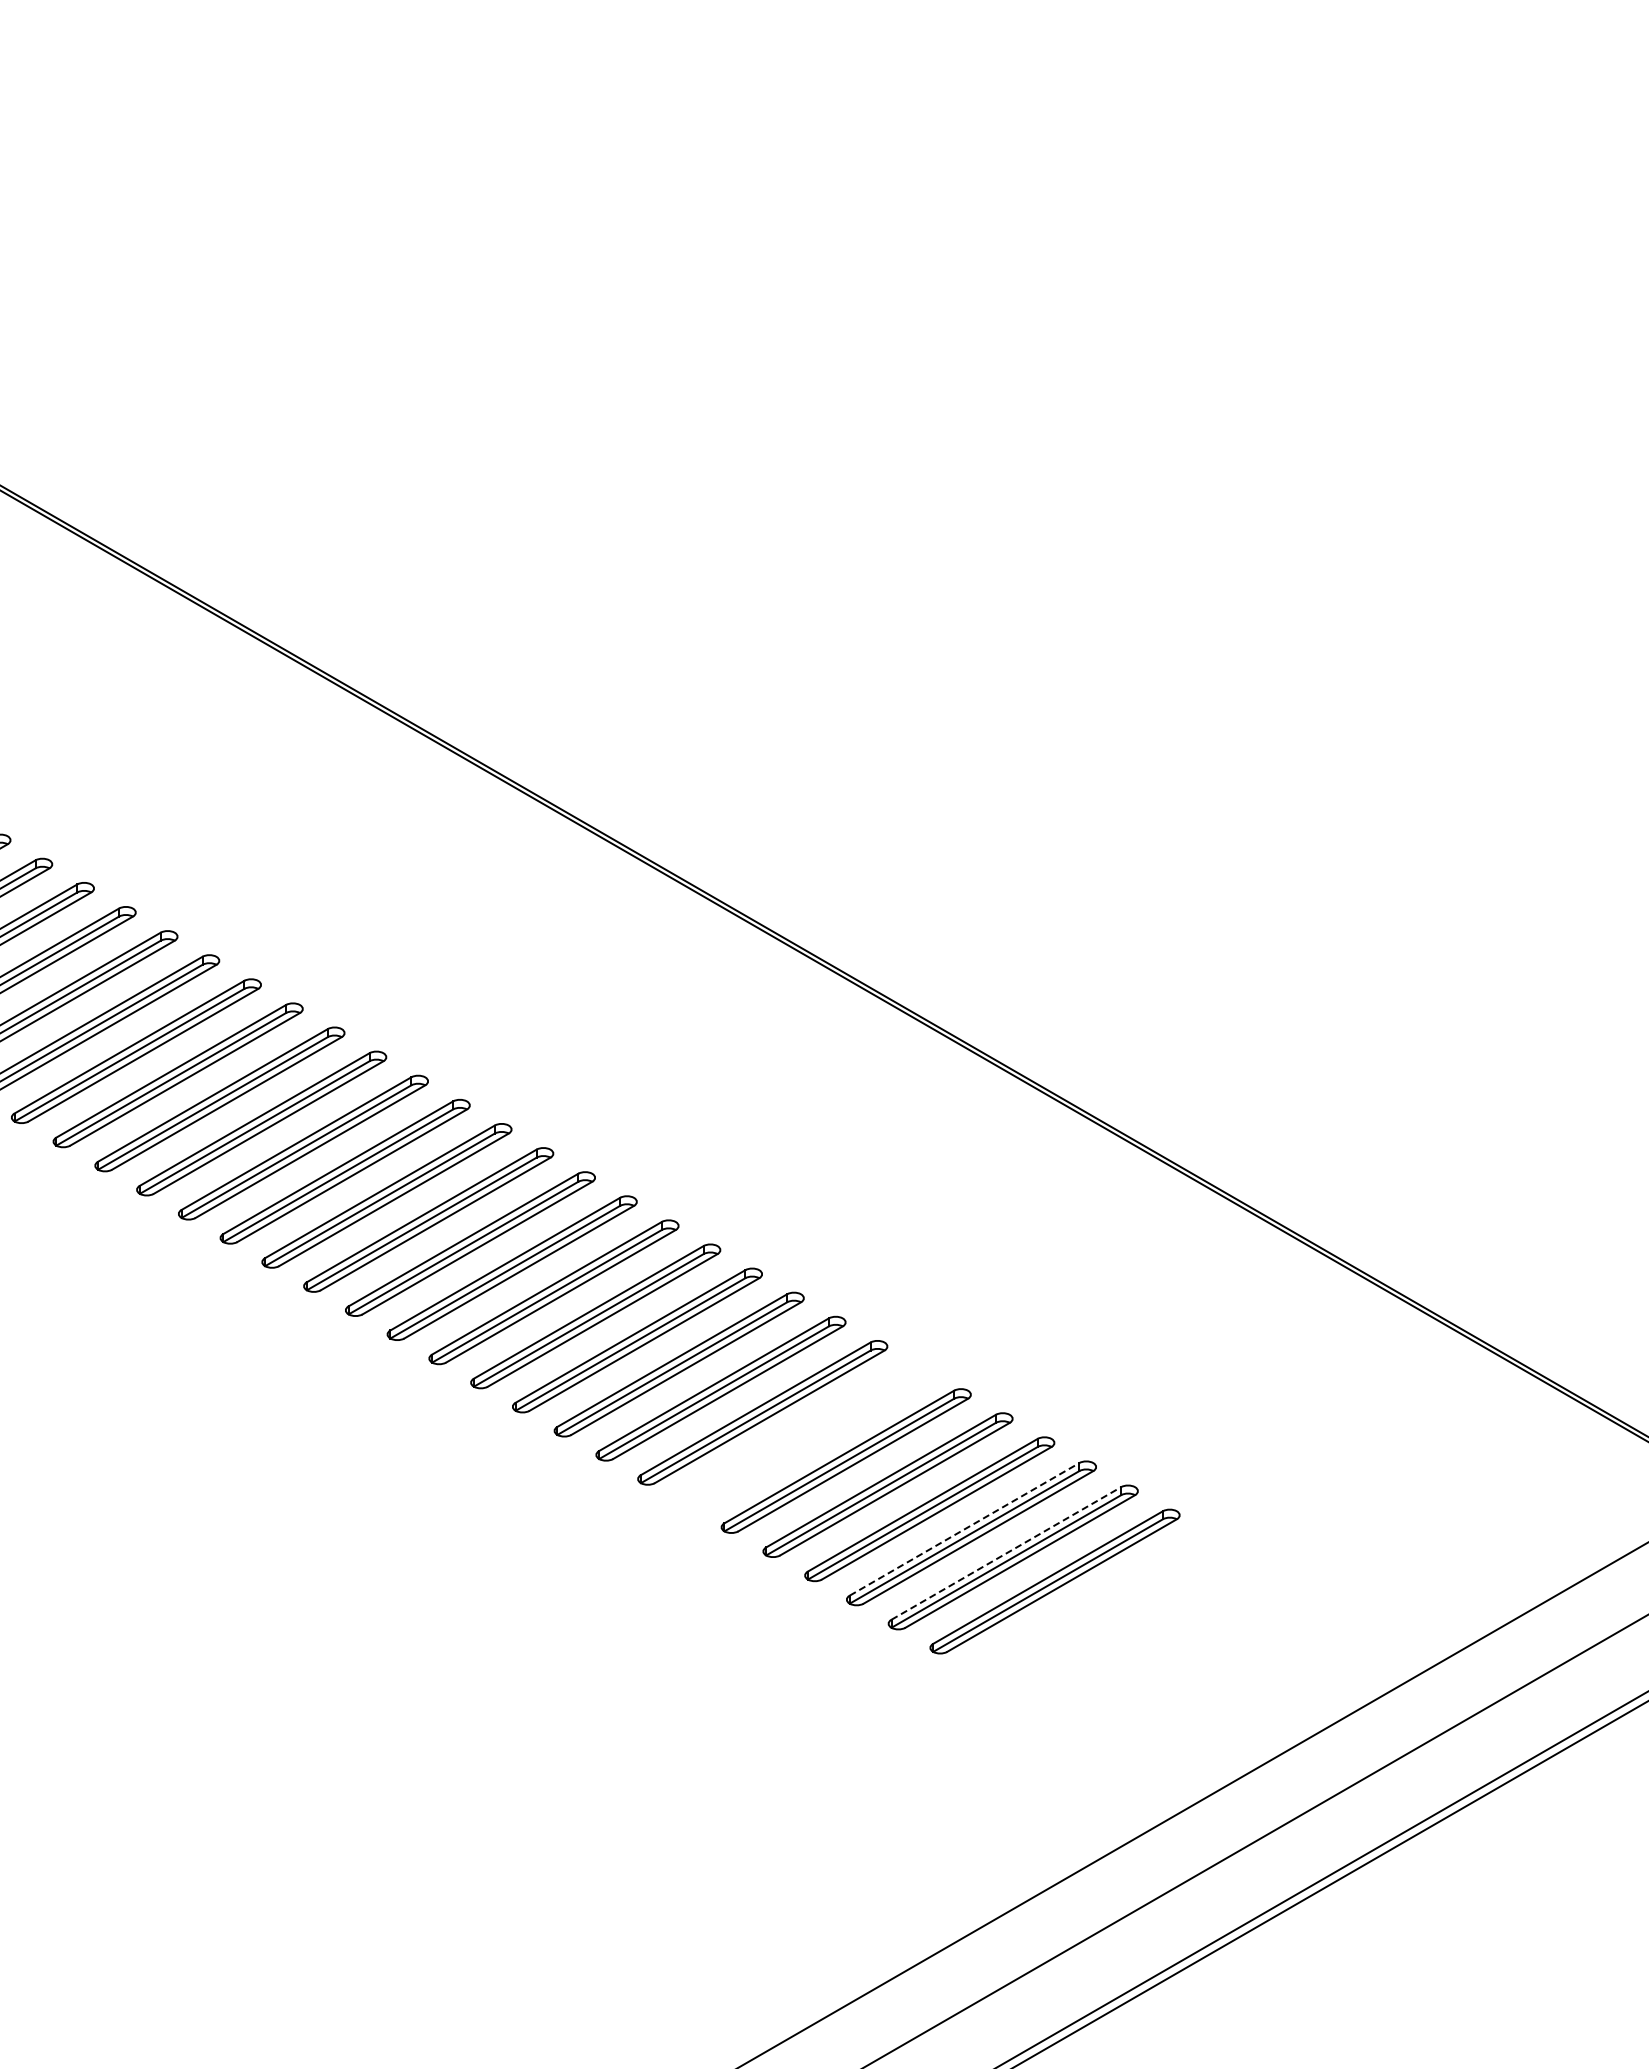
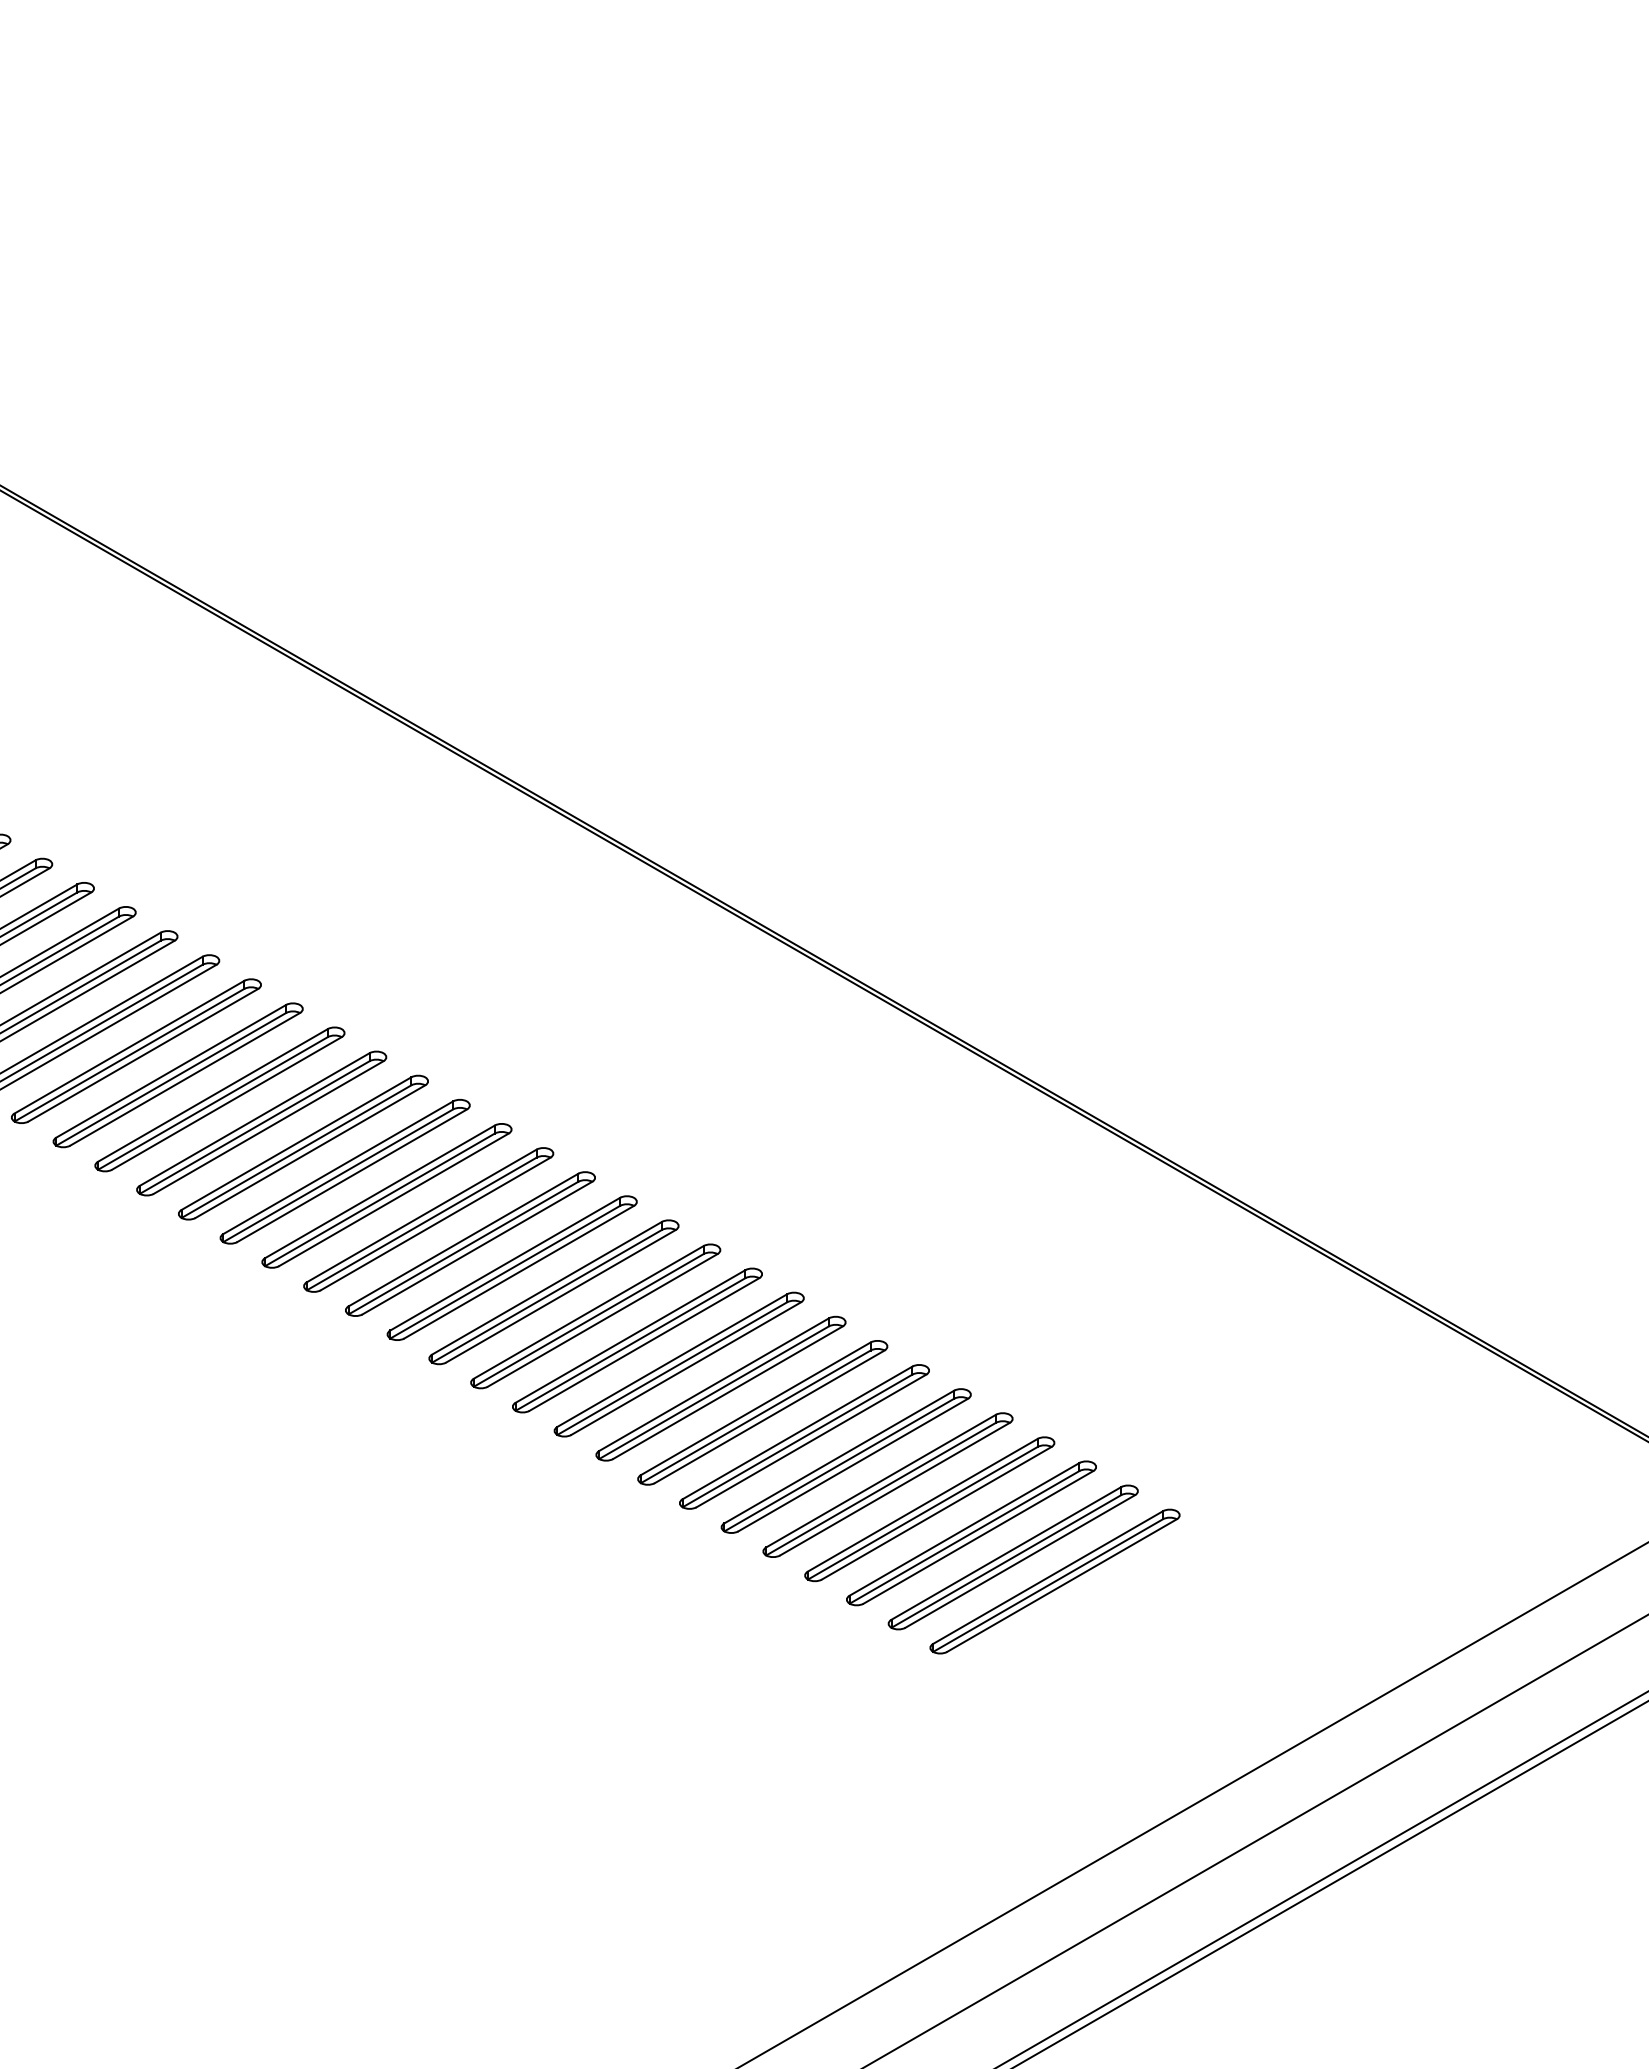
part: none -> present (804, 1436)
line: dashed -> solid (964, 1529)
line: dashed -> solid (1006, 1553)
